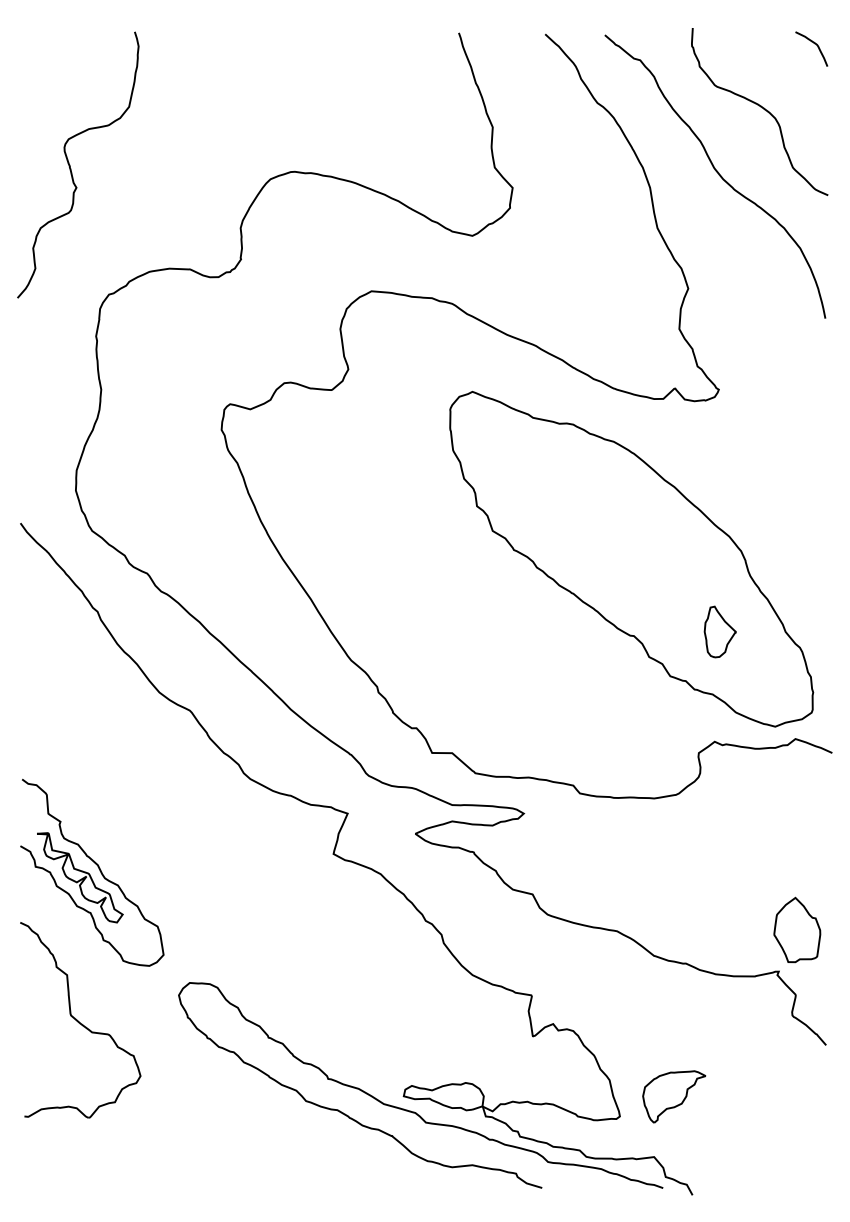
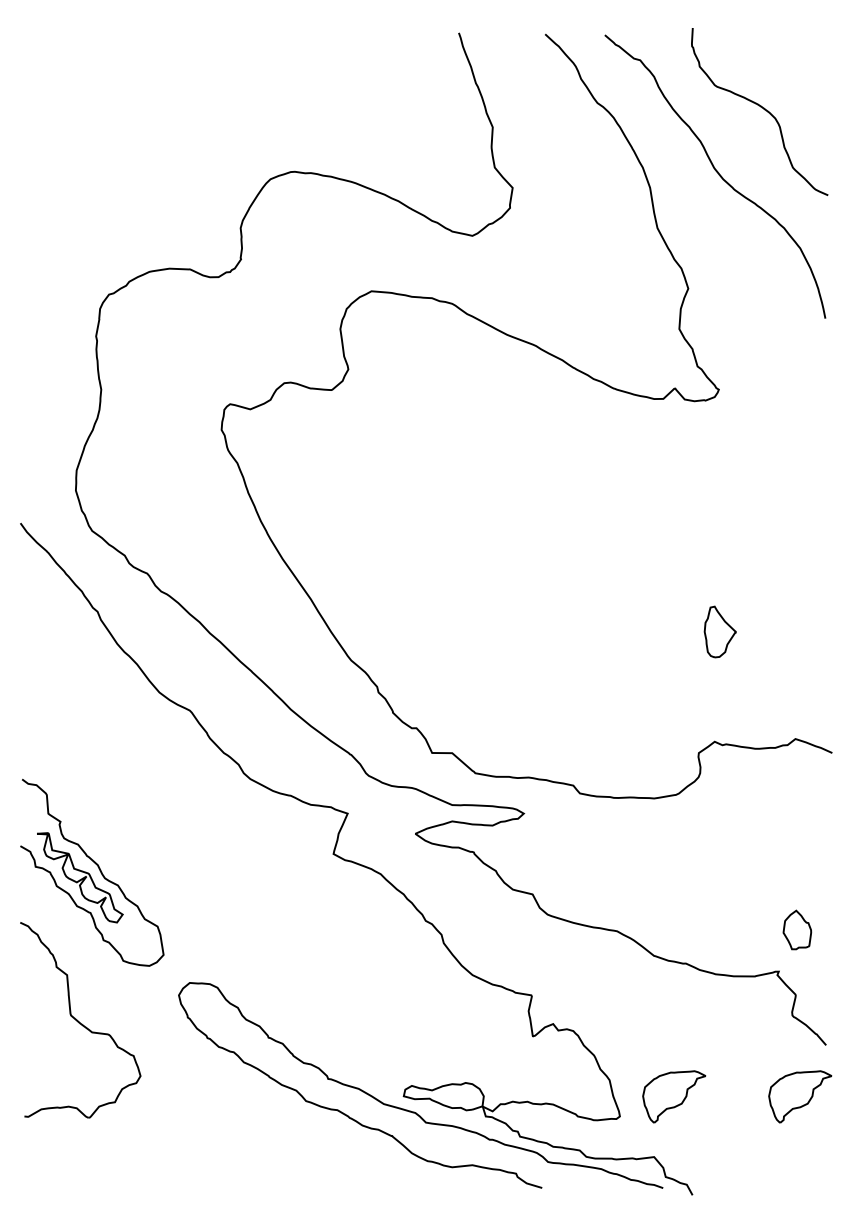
curve: present -> none (814, 44)
curve: present -> none (70, 165)
part: present -> none (631, 559)
part size: 49x68 px -> 31x42 px (797, 929)
part: none -> present (800, 1096)
